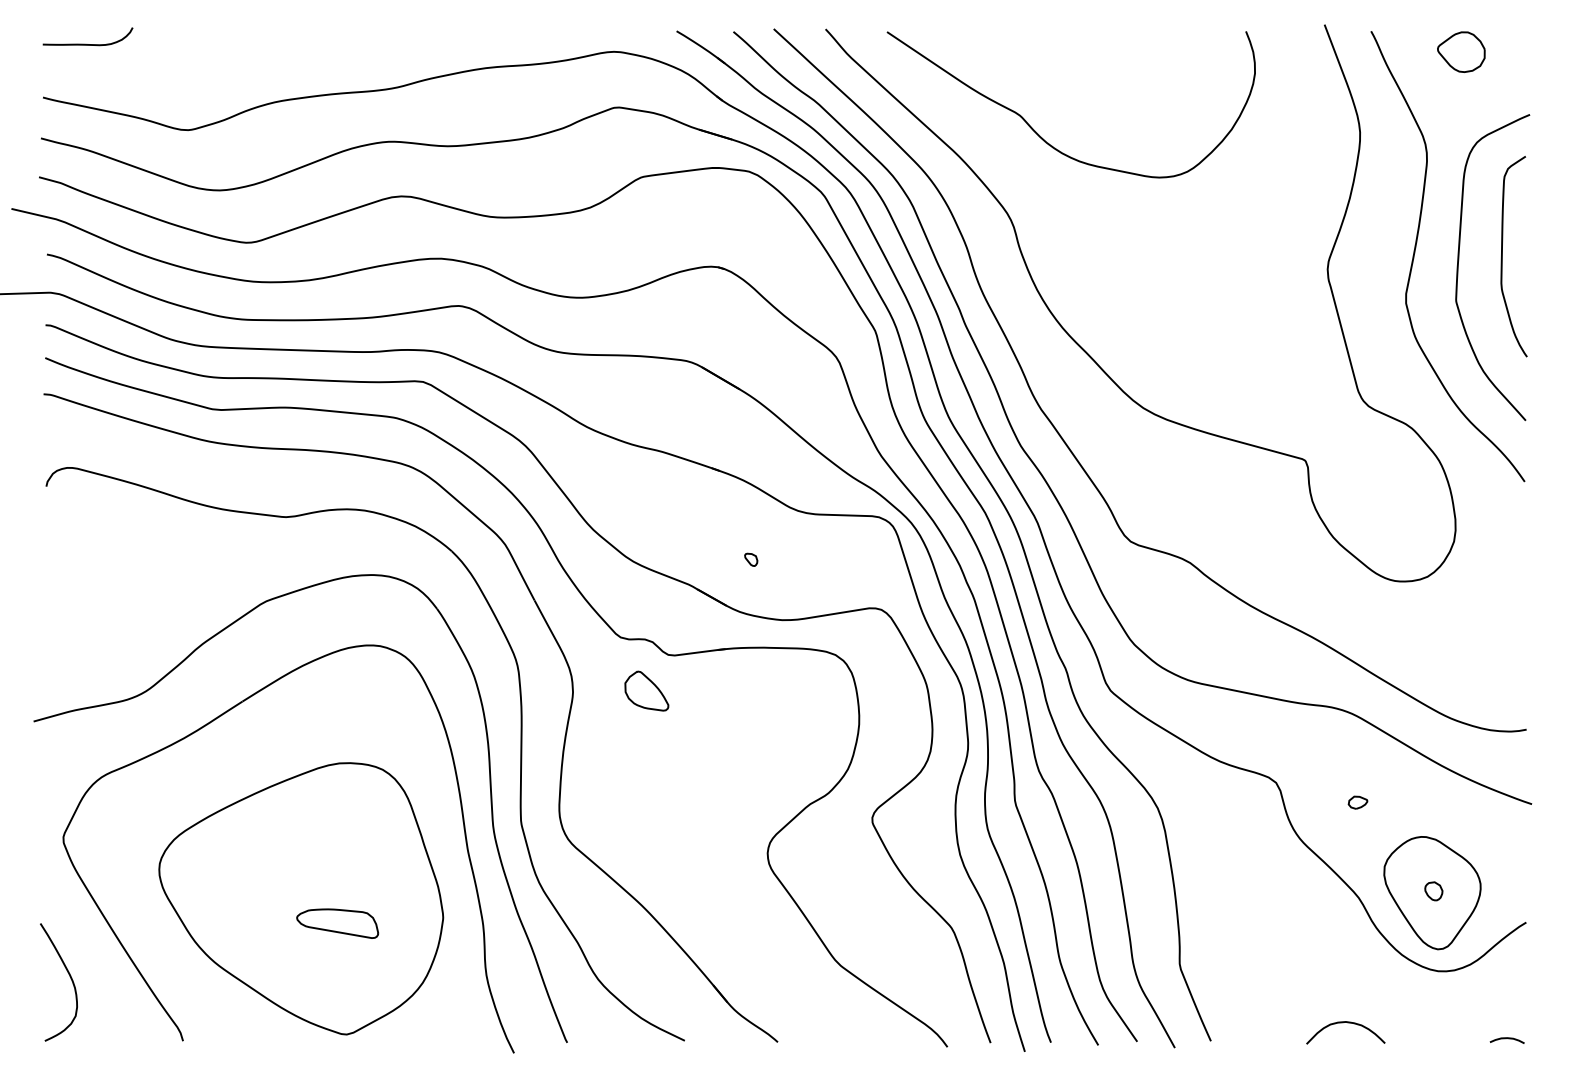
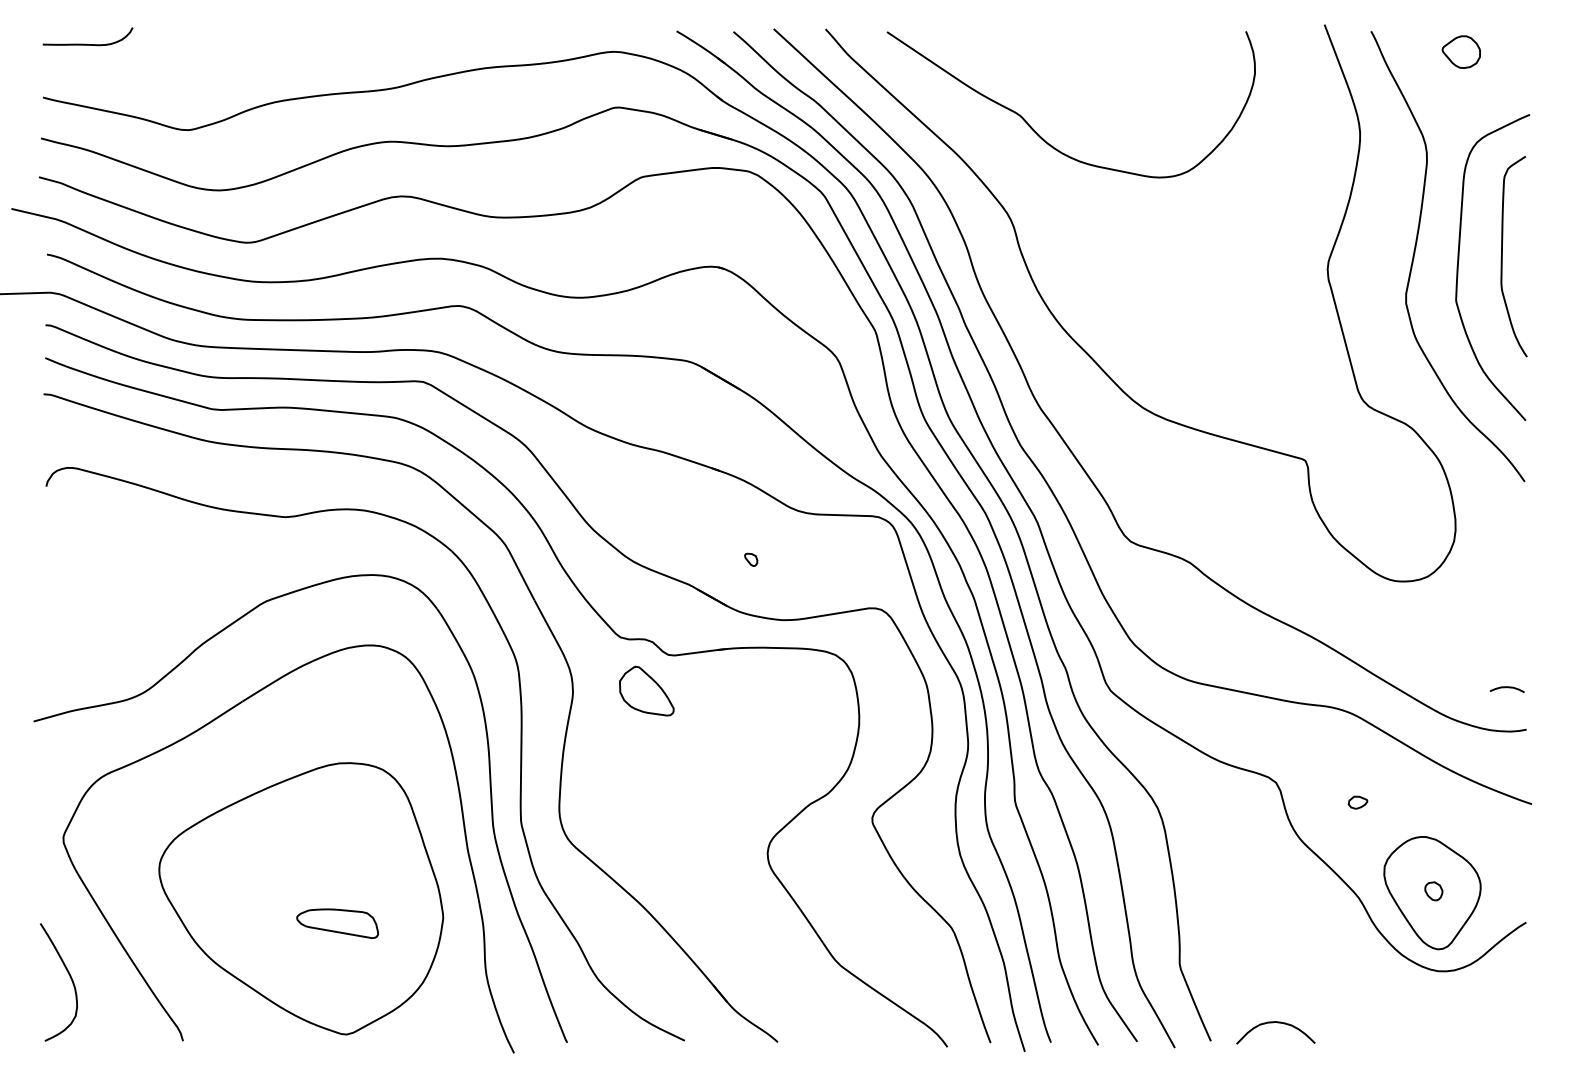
part size: 49x42 px -> 40x34 px (1460, 51)
part size: 46x42 px -> 56x52 px (646, 690)
curve position: (1343, 1023) -> (1273, 1023) (1273, 1023)
curve position: (1506, 1039) -> (1506, 688) (1506, 688)
